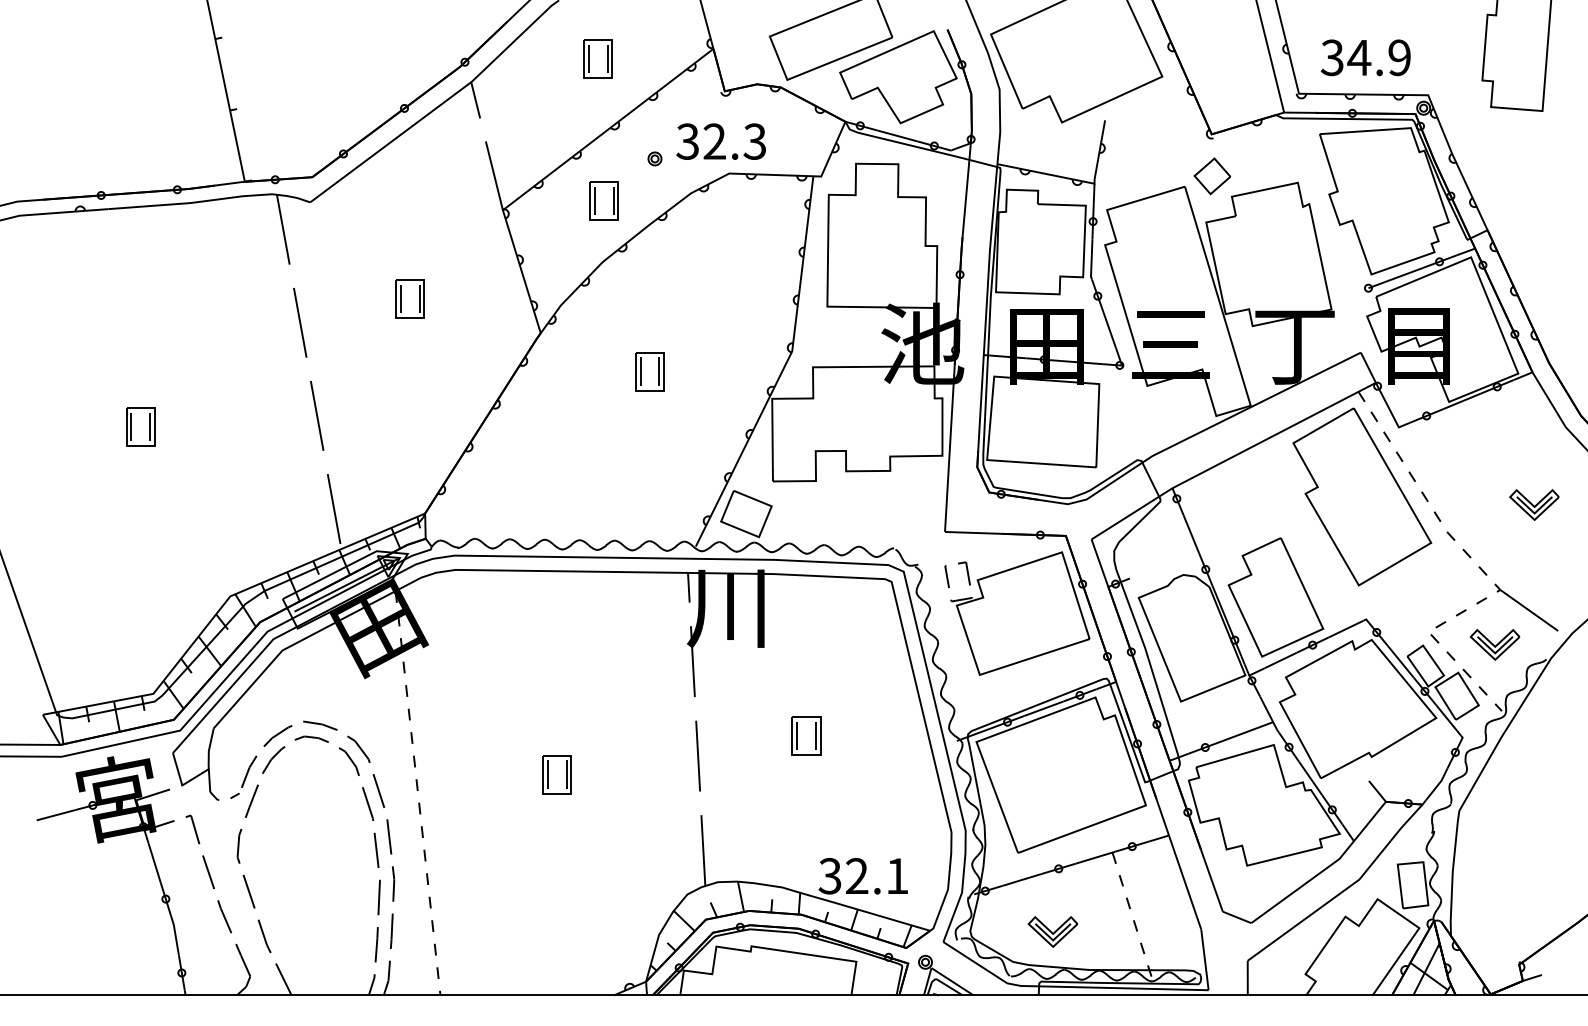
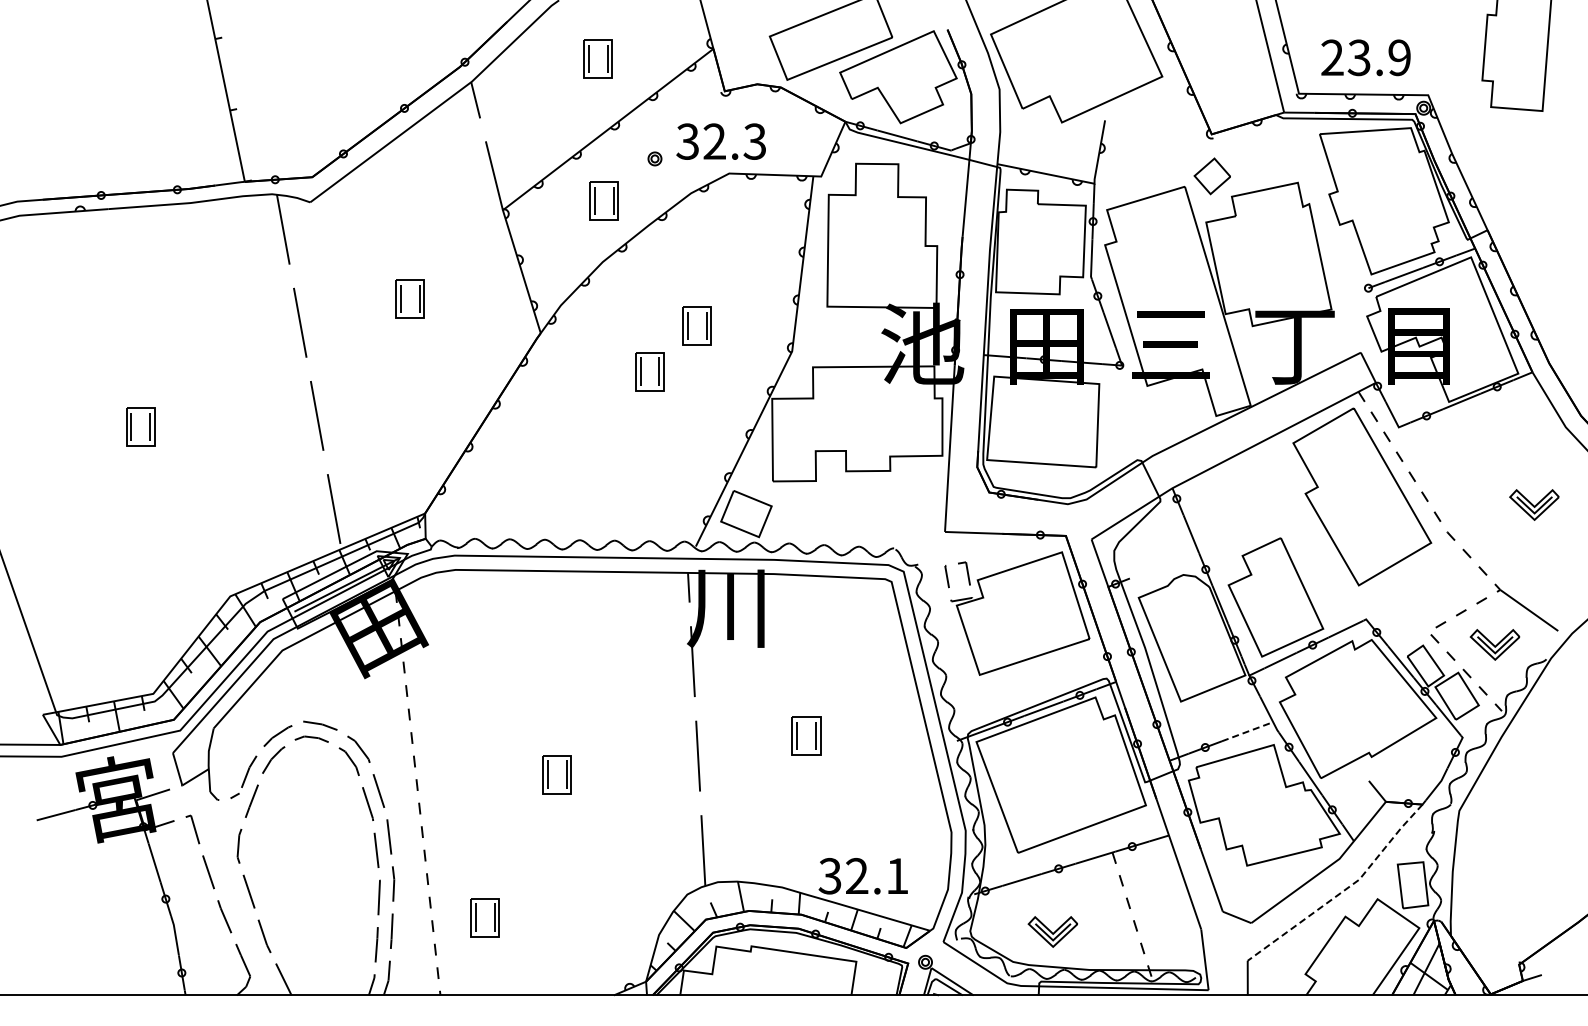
text: 34.9 -> 23.9 (1345, 57)
part: none -> present (696, 325)
line: solid -> dashed (1248, 731)
line: solid -> dashed (1344, 890)
part: none -> present (484, 917)
